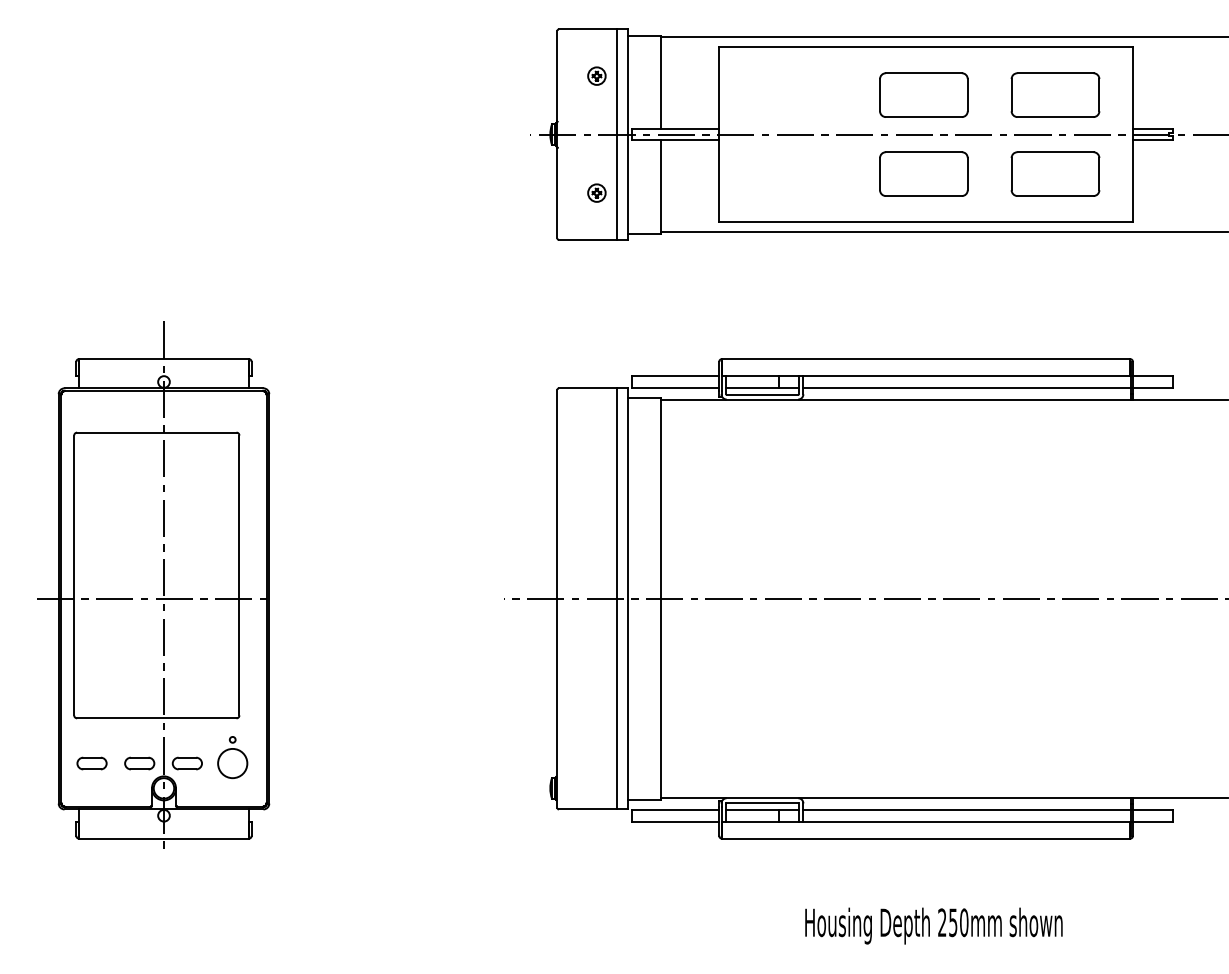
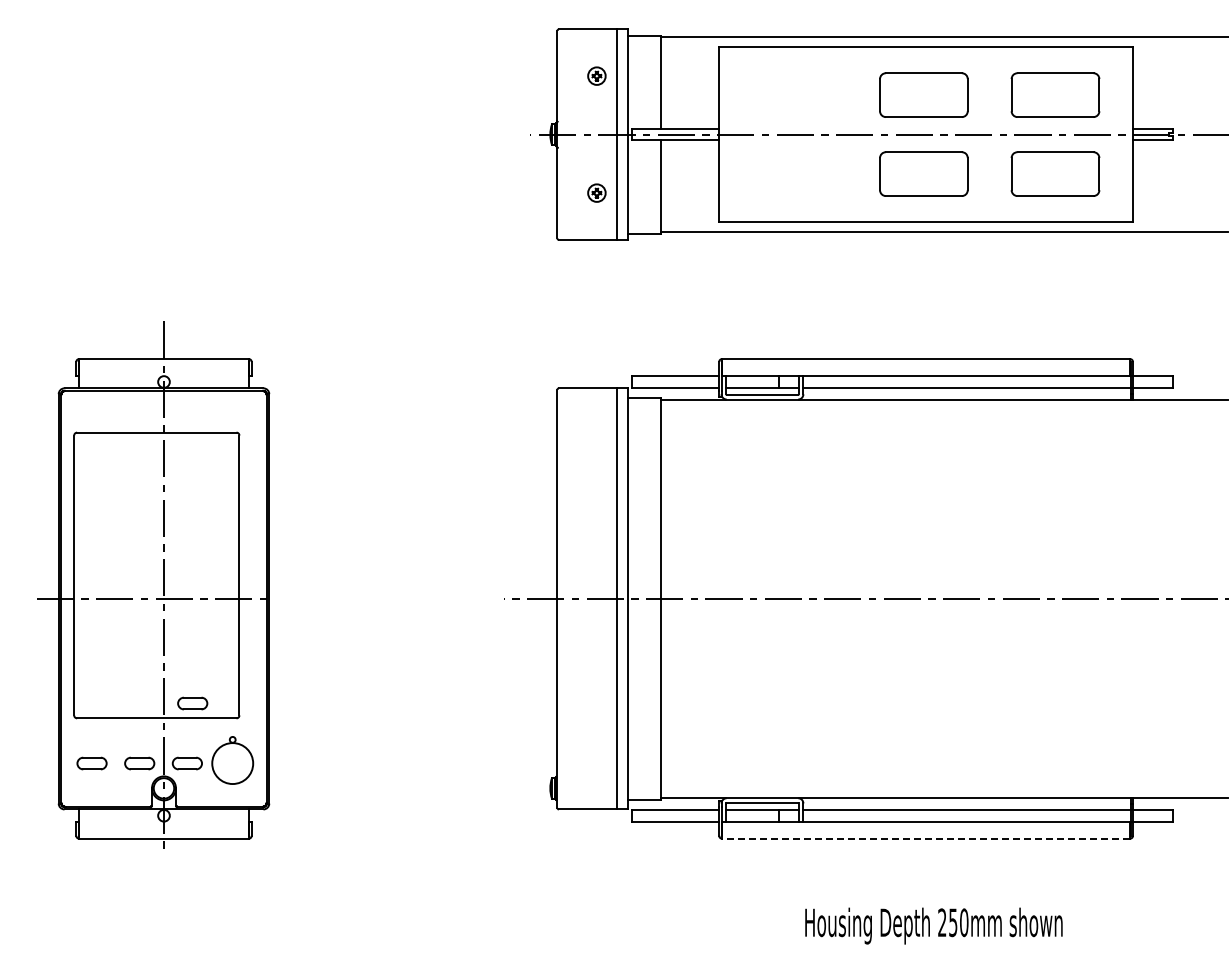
part: none -> present (192, 703)
circle diameter: 29 px -> 41 px (232, 763)
line: solid -> dashed (926, 838)
